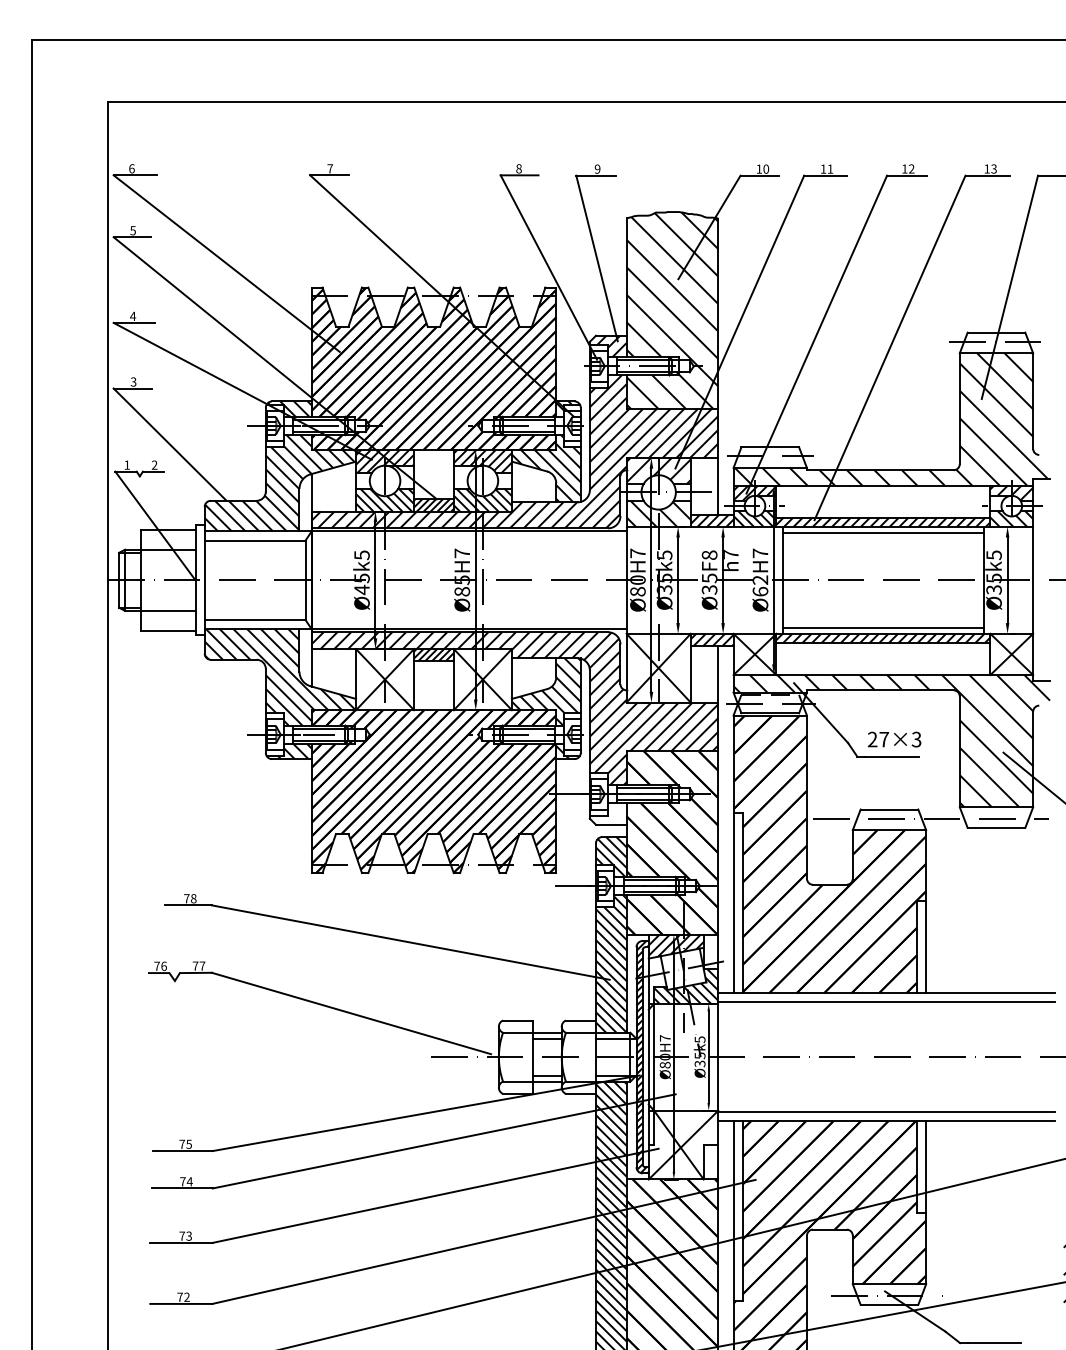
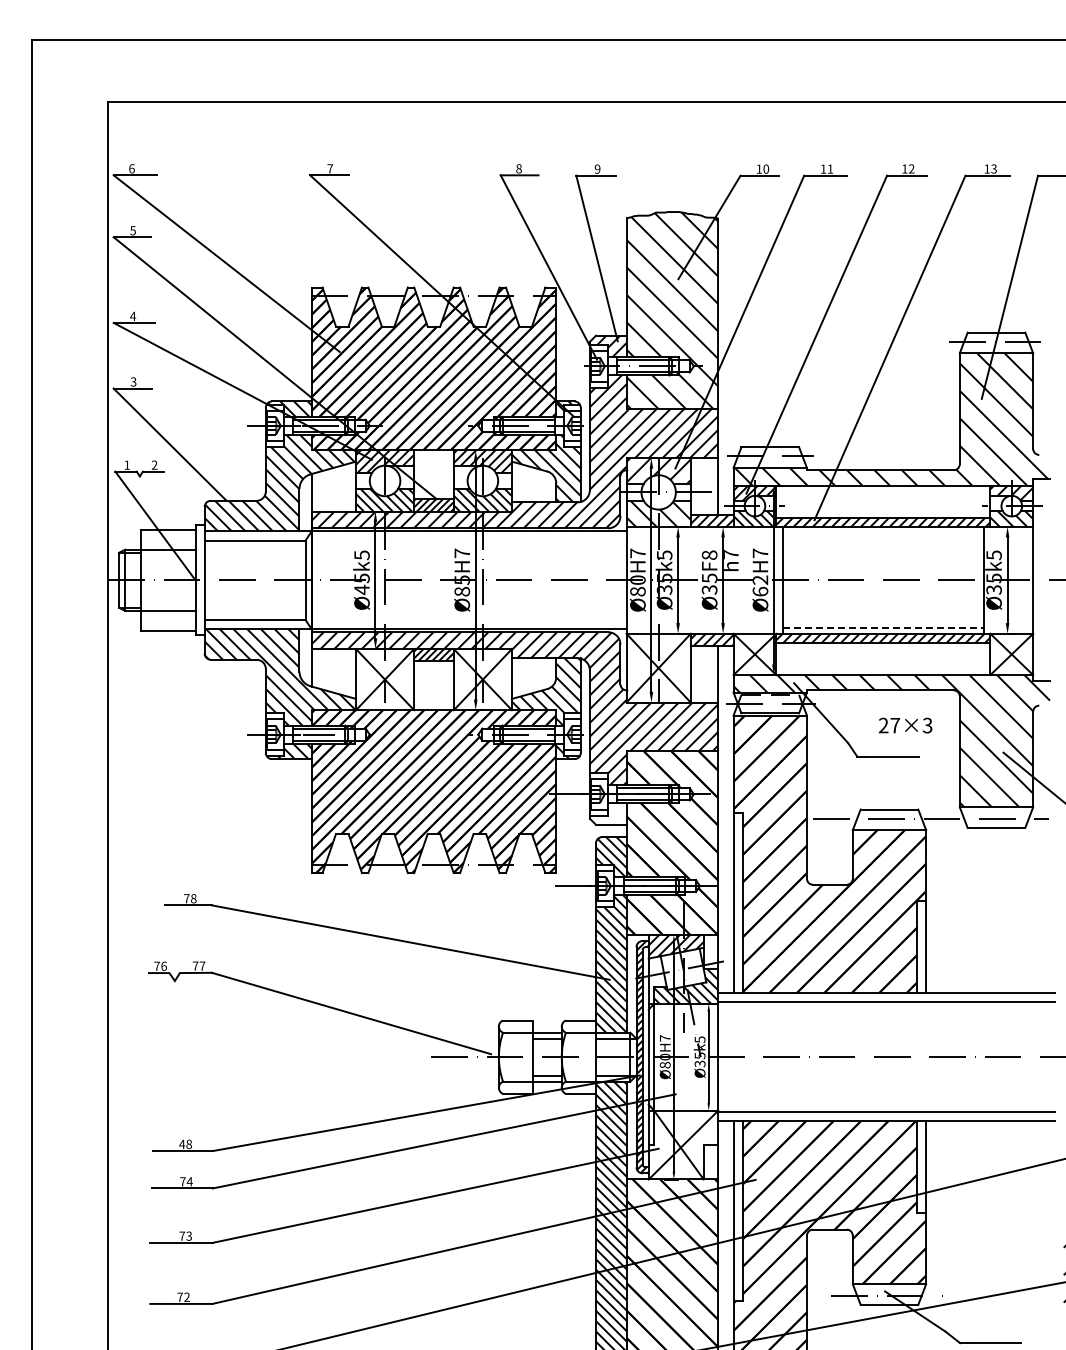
line: present -> none (883, 532)
line: solid -> dashed (883, 627)
text position: (894, 739) -> (905, 725) (905, 725)
text: 75 -> 48 (185, 1143)
